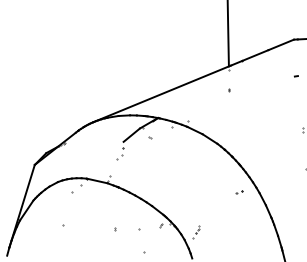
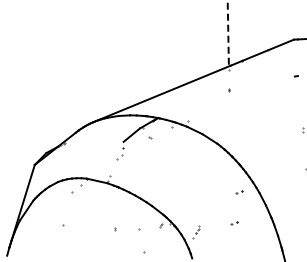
line: solid -> dashed (228, 33)
part: none -> present (234, 223)
